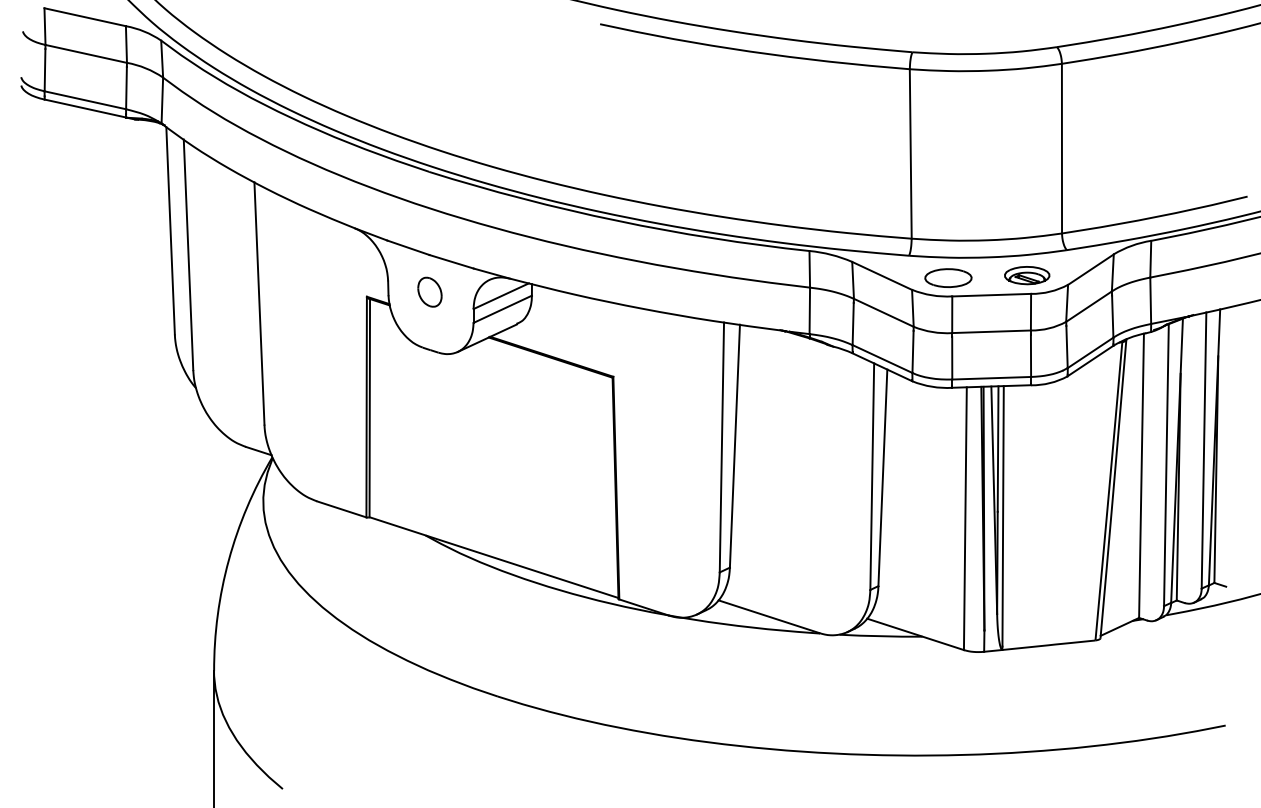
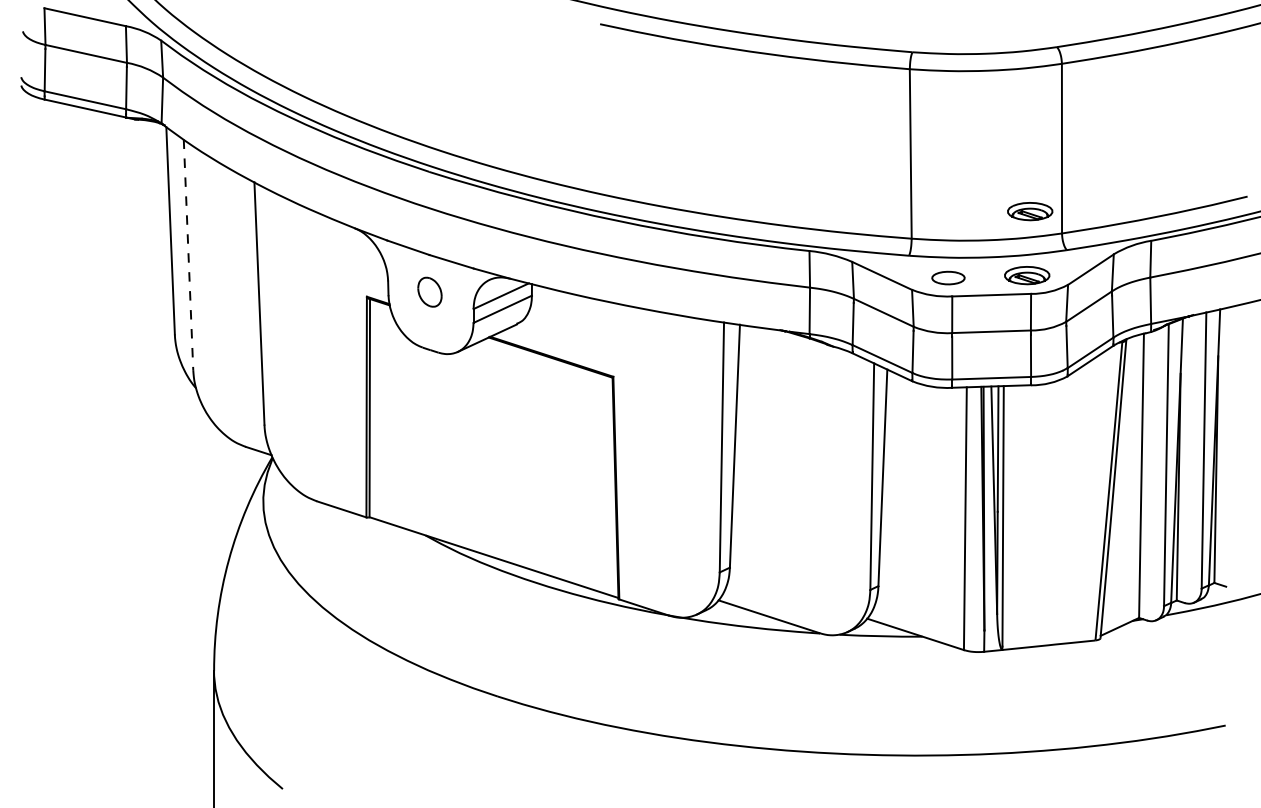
part: none -> present (1030, 211)
line: solid -> dashed (188, 255)
part size: 49x20 px -> 35x16 px (948, 277)
